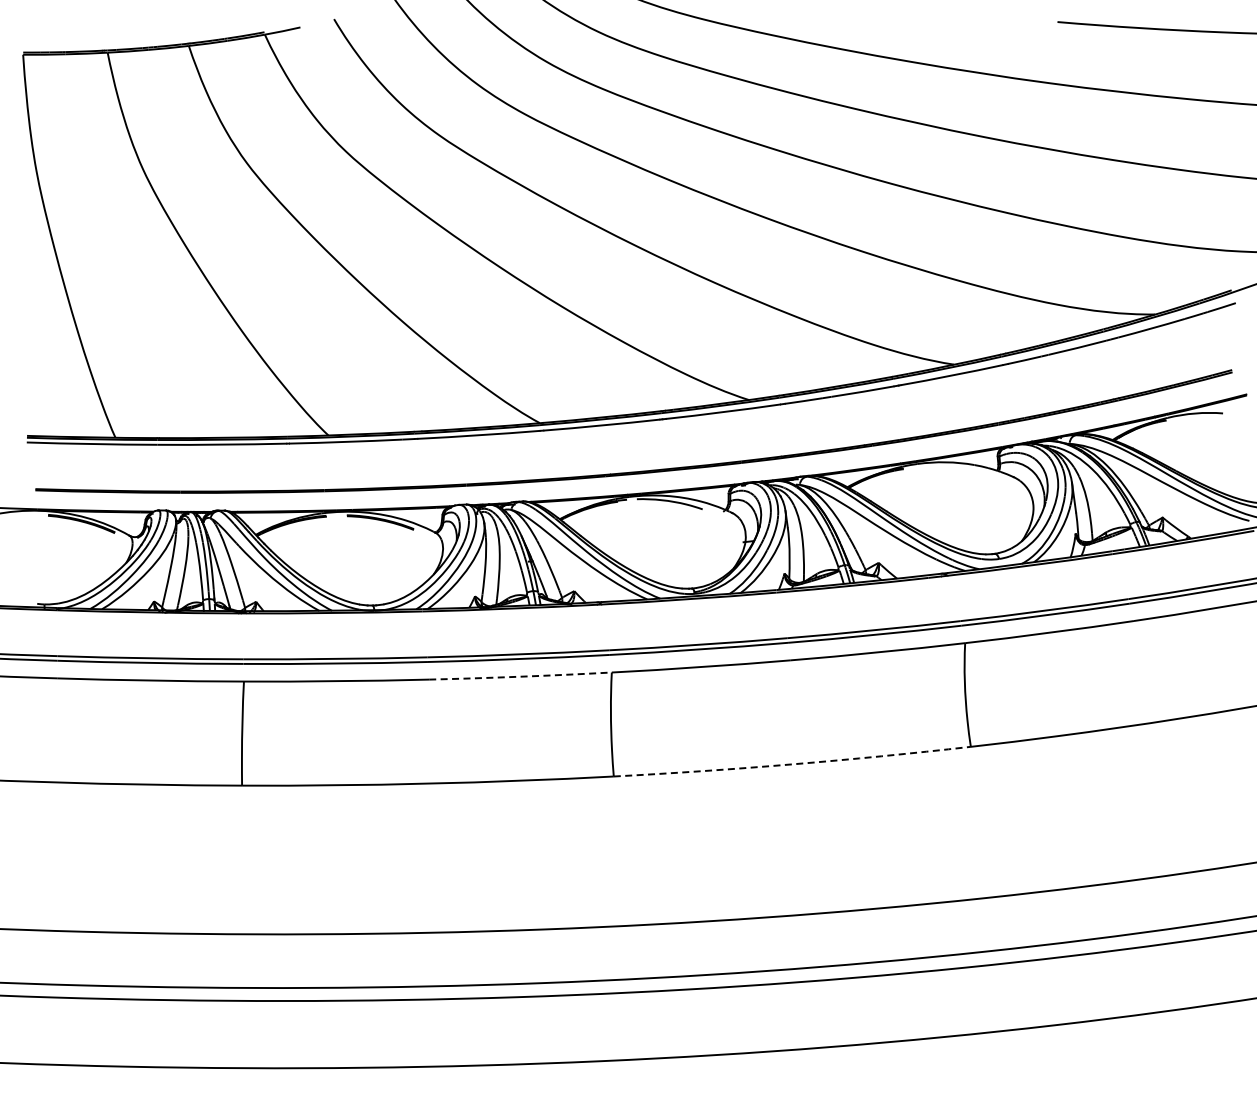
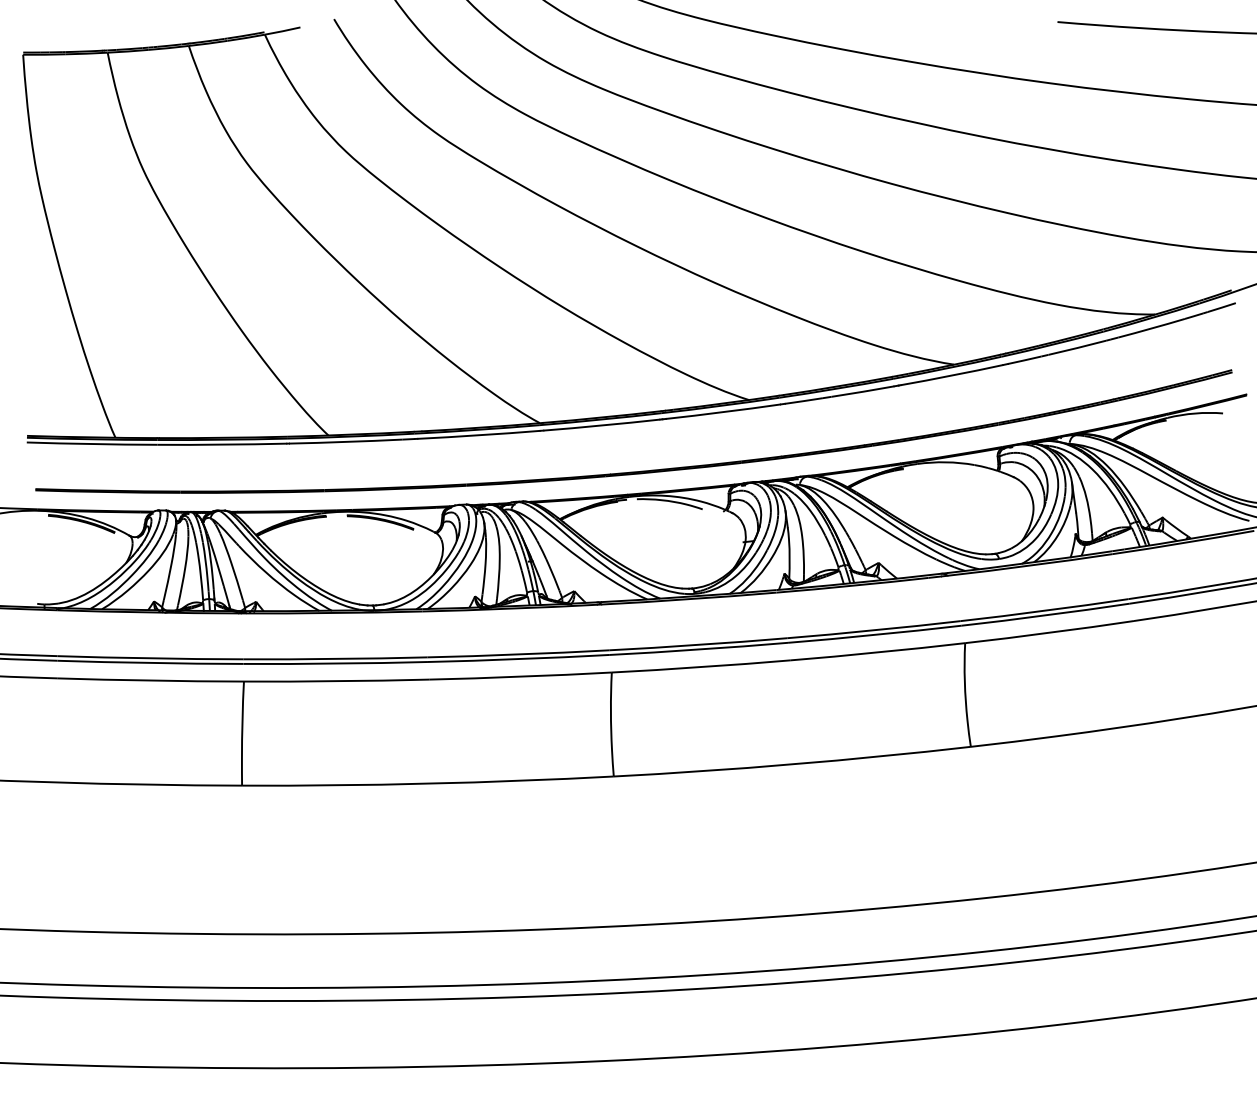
arc: dashed -> solid (520, 676)
arc: dashed -> solid (792, 764)
